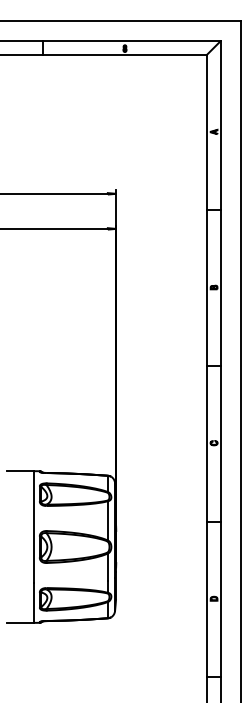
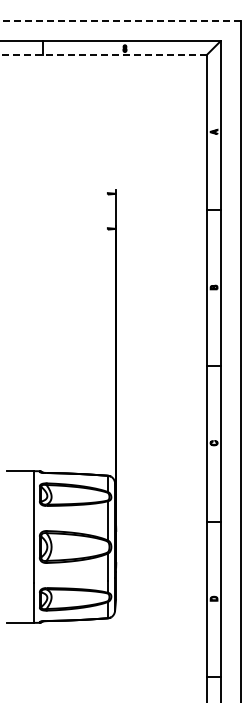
line: solid -> dashed (120, 21)
line: solid -> dashed (103, 54)
line: present -> none (54, 193)
line: present -> none (54, 228)
